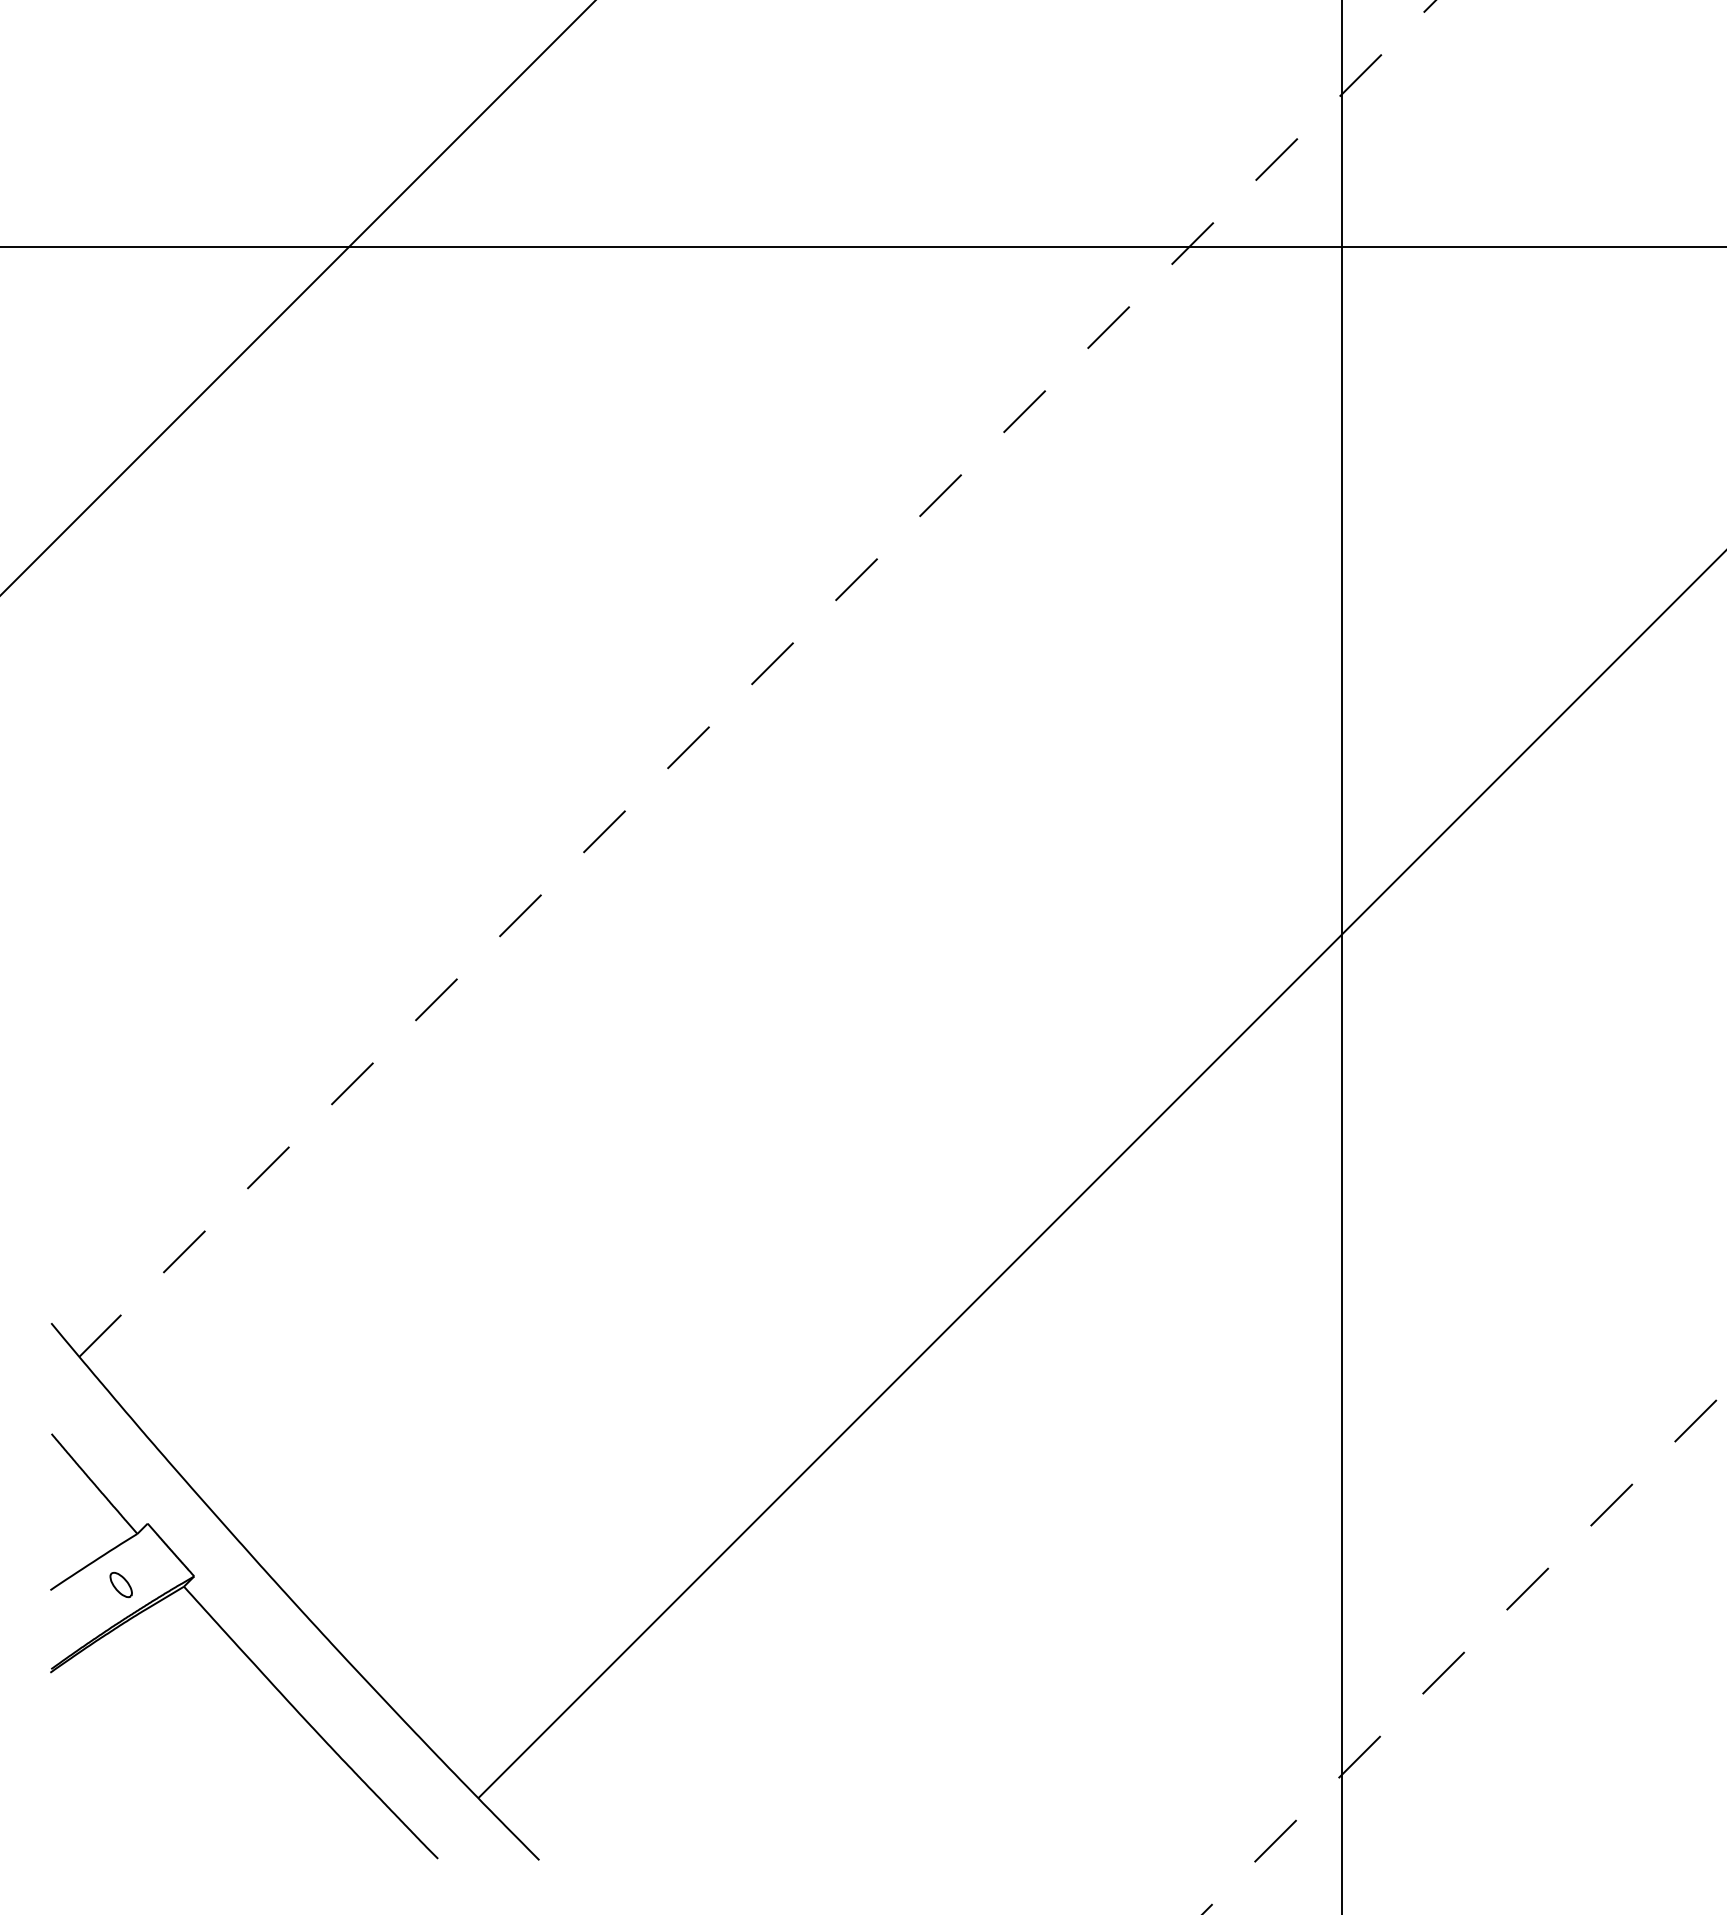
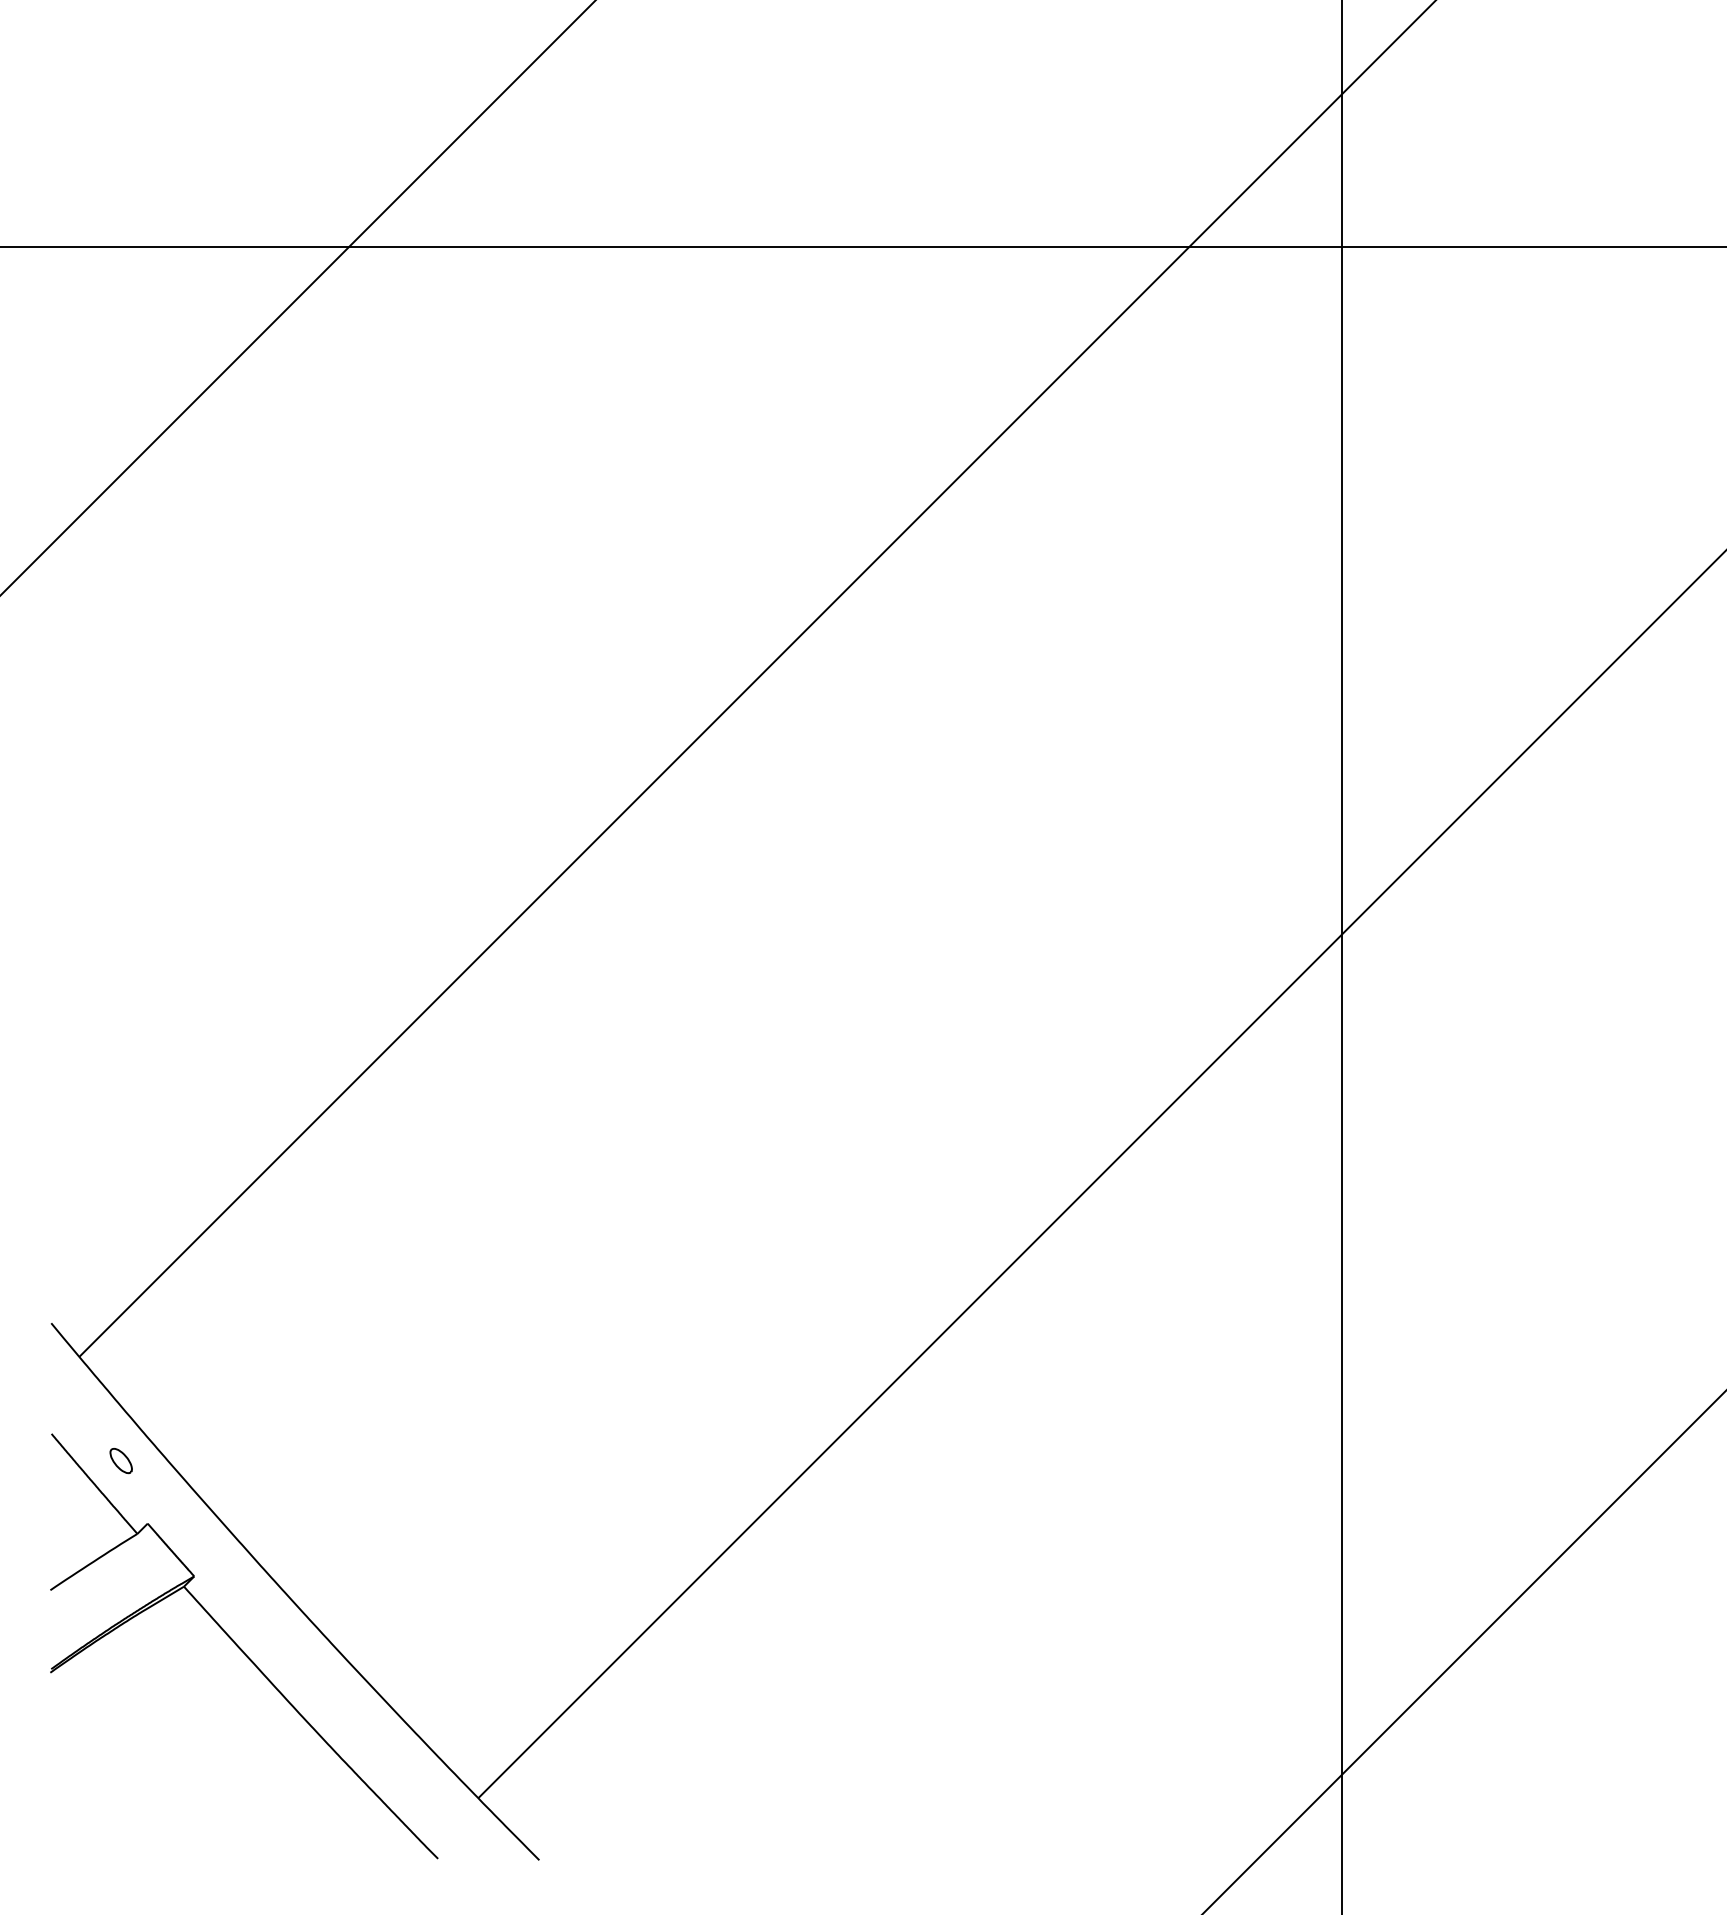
line: dashed -> solid (757, 678)
part position: (120, 1585) -> (120, 1461) (120, 1461)
line: dashed -> solid (1464, 1652)
